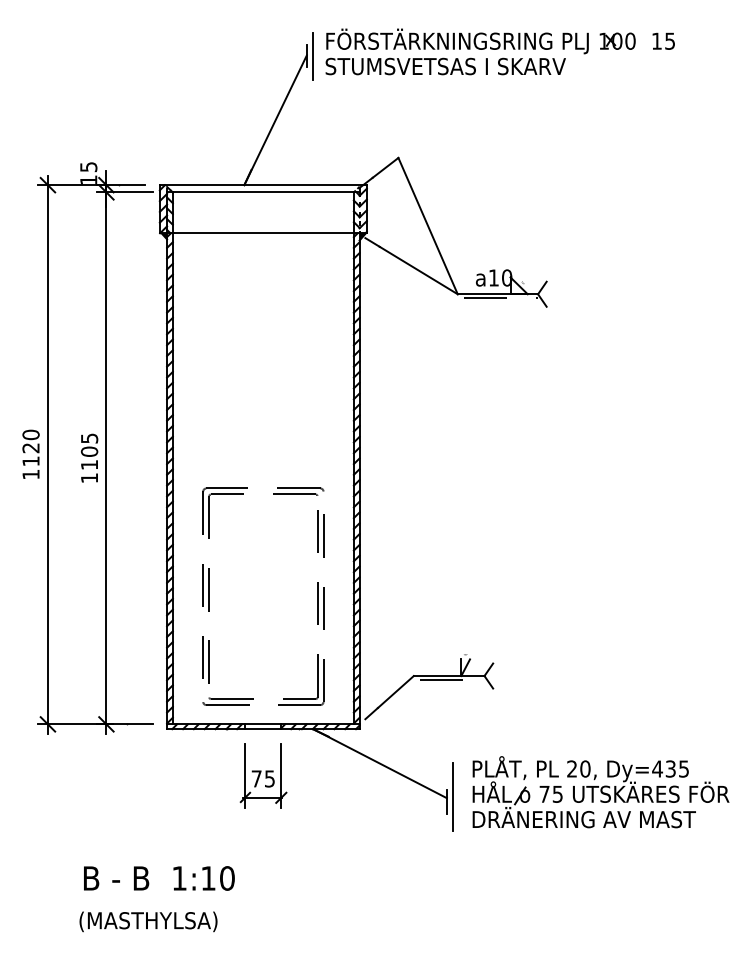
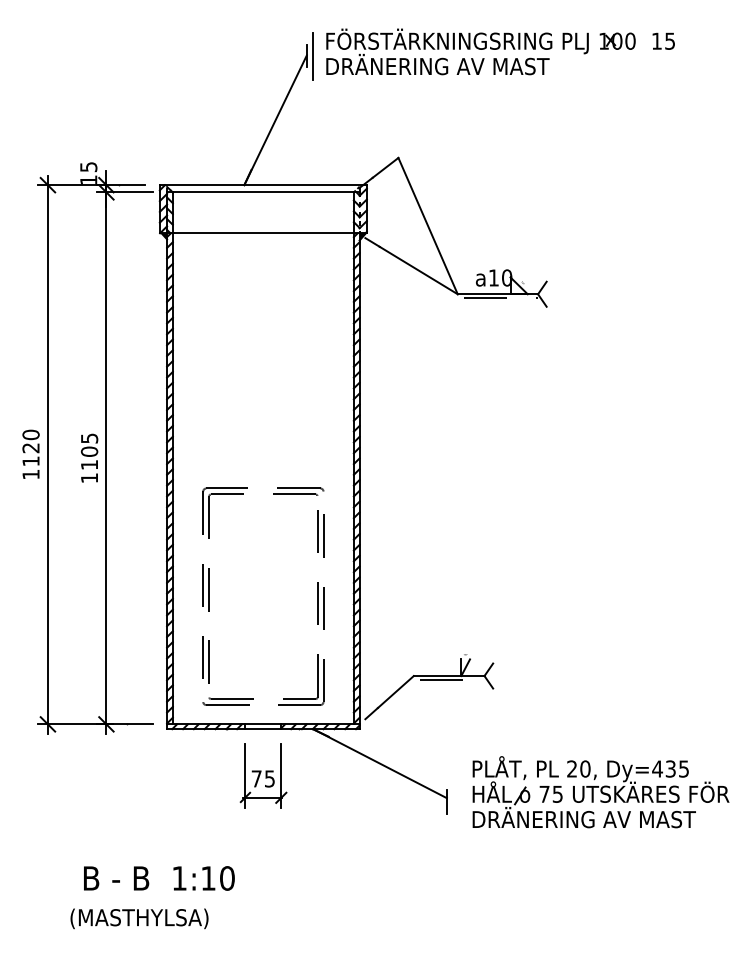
text: STUMSVETSAS I SKARV -> DRÄNERING AV MAST (445, 64)
line: present -> none (453, 796)
text position: (148, 921) -> (139, 918) (139, 918)
